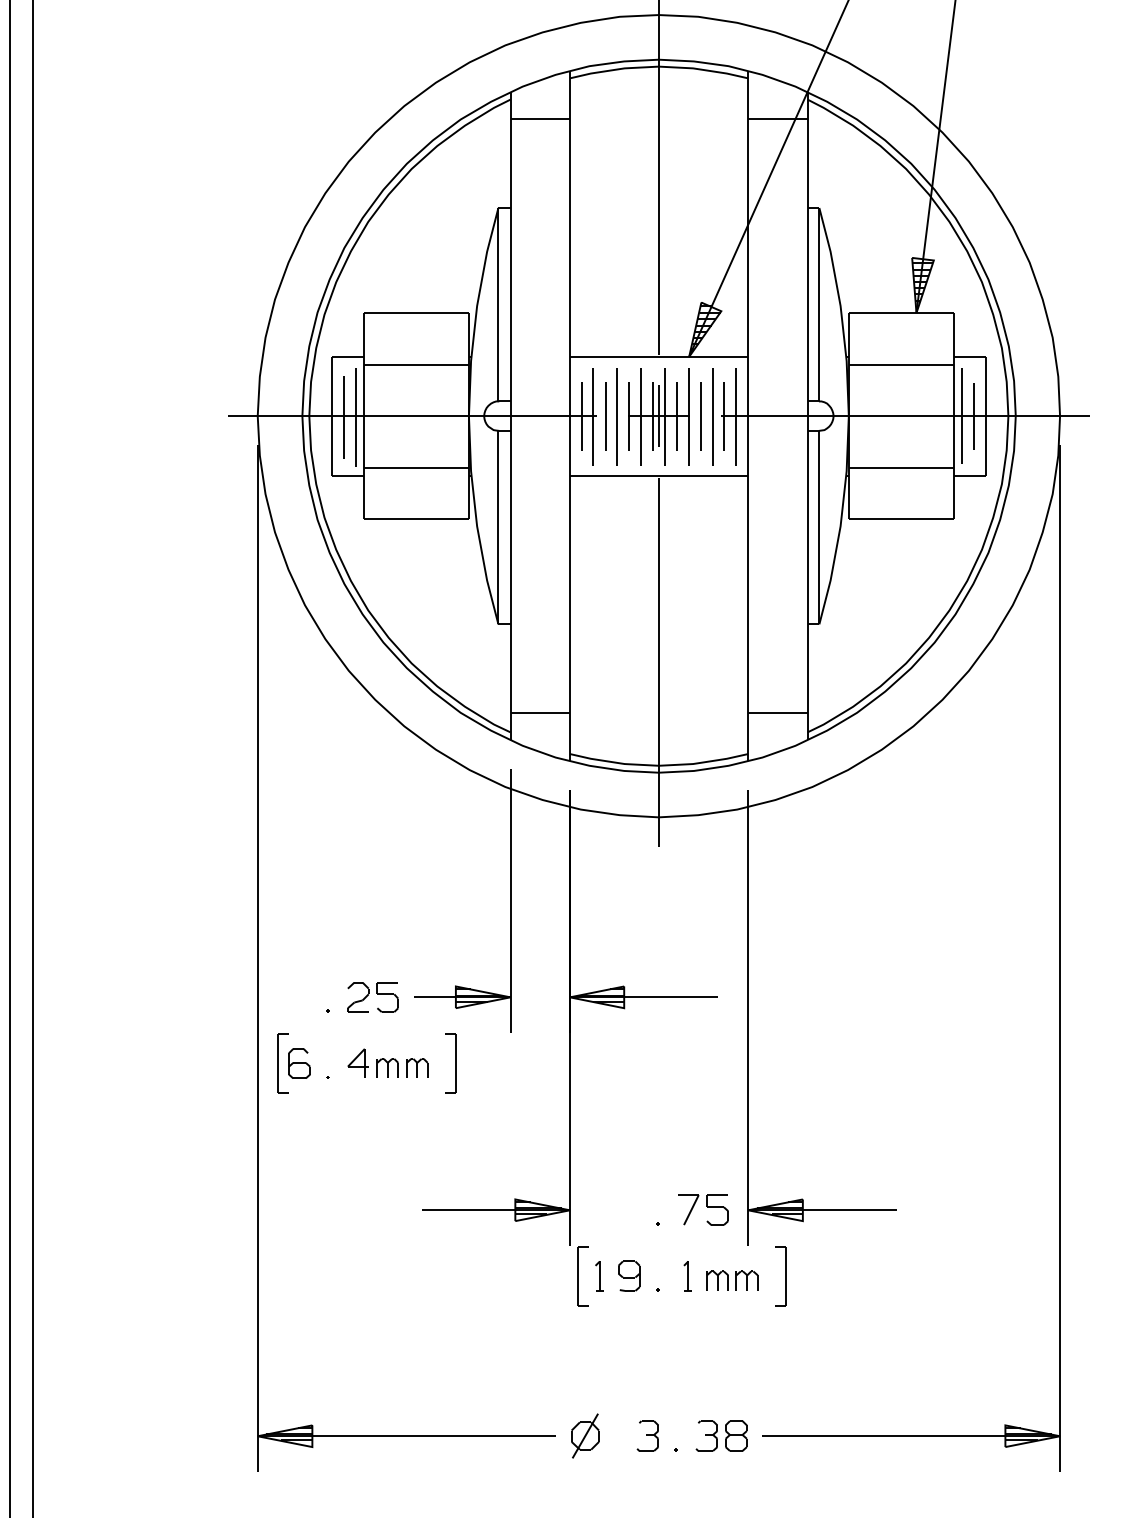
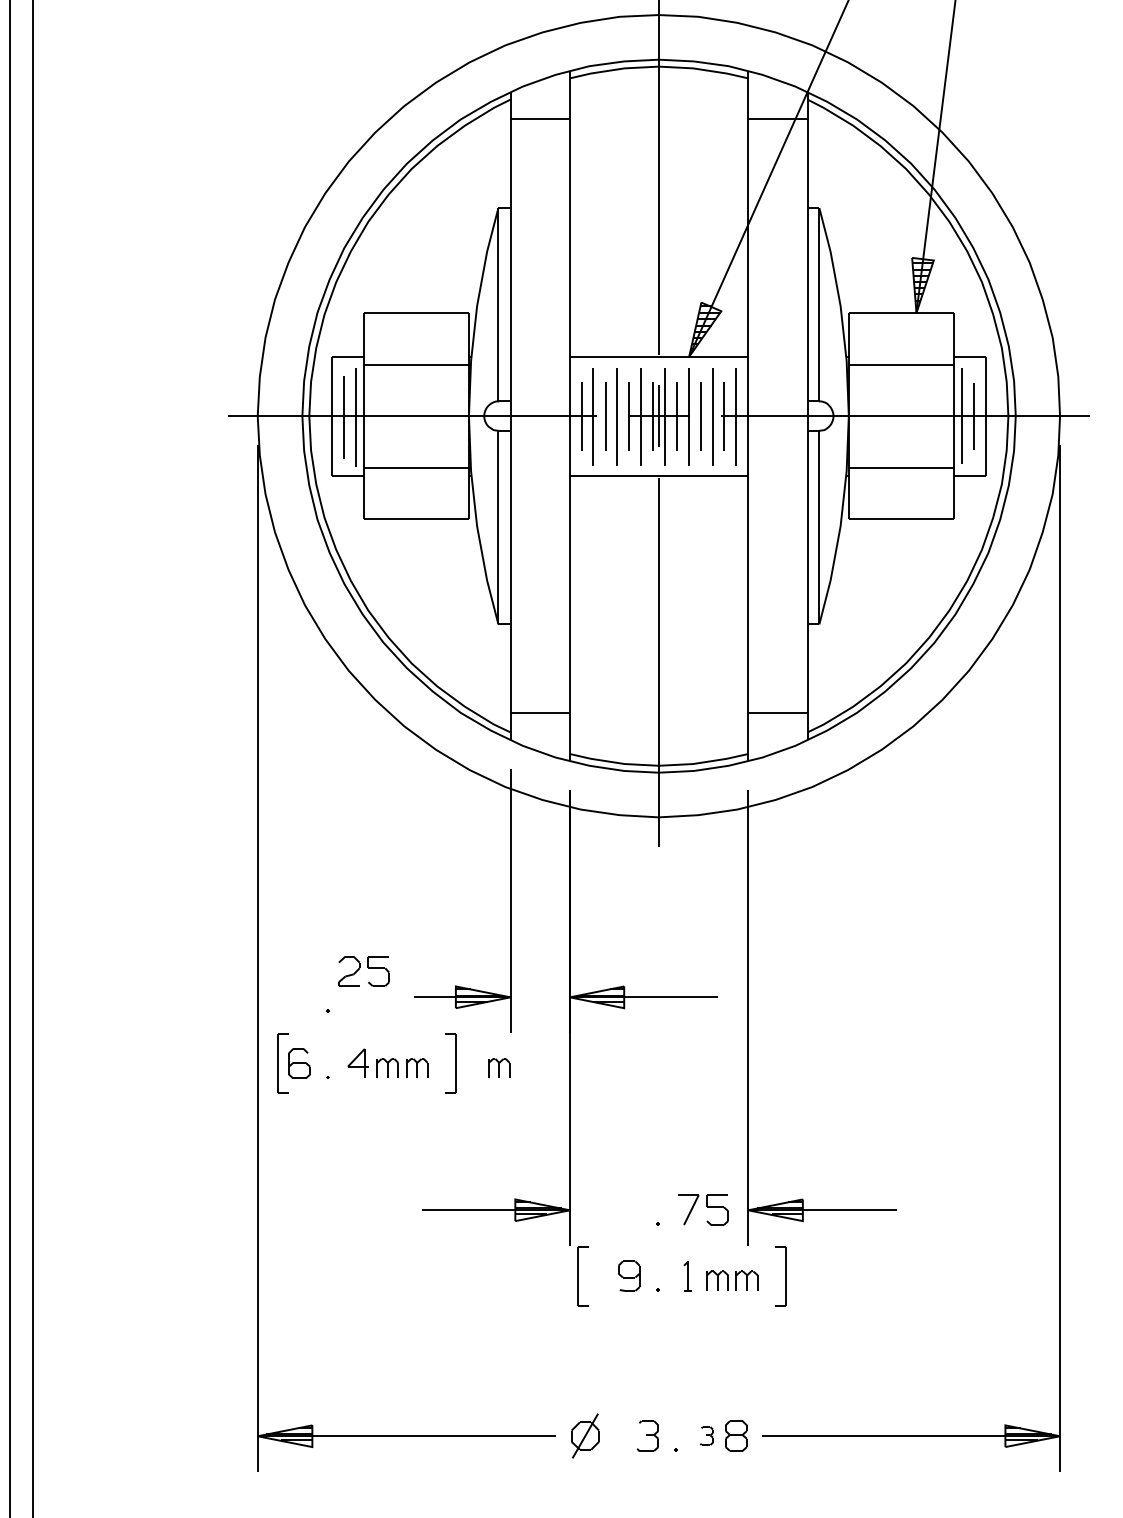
part position: (372, 997) -> (363, 971) (363, 971)
part: none -> present (499, 1067)
part: present -> none (599, 1276)
part size: 23x32 px -> 15x20 px (706, 1435)
